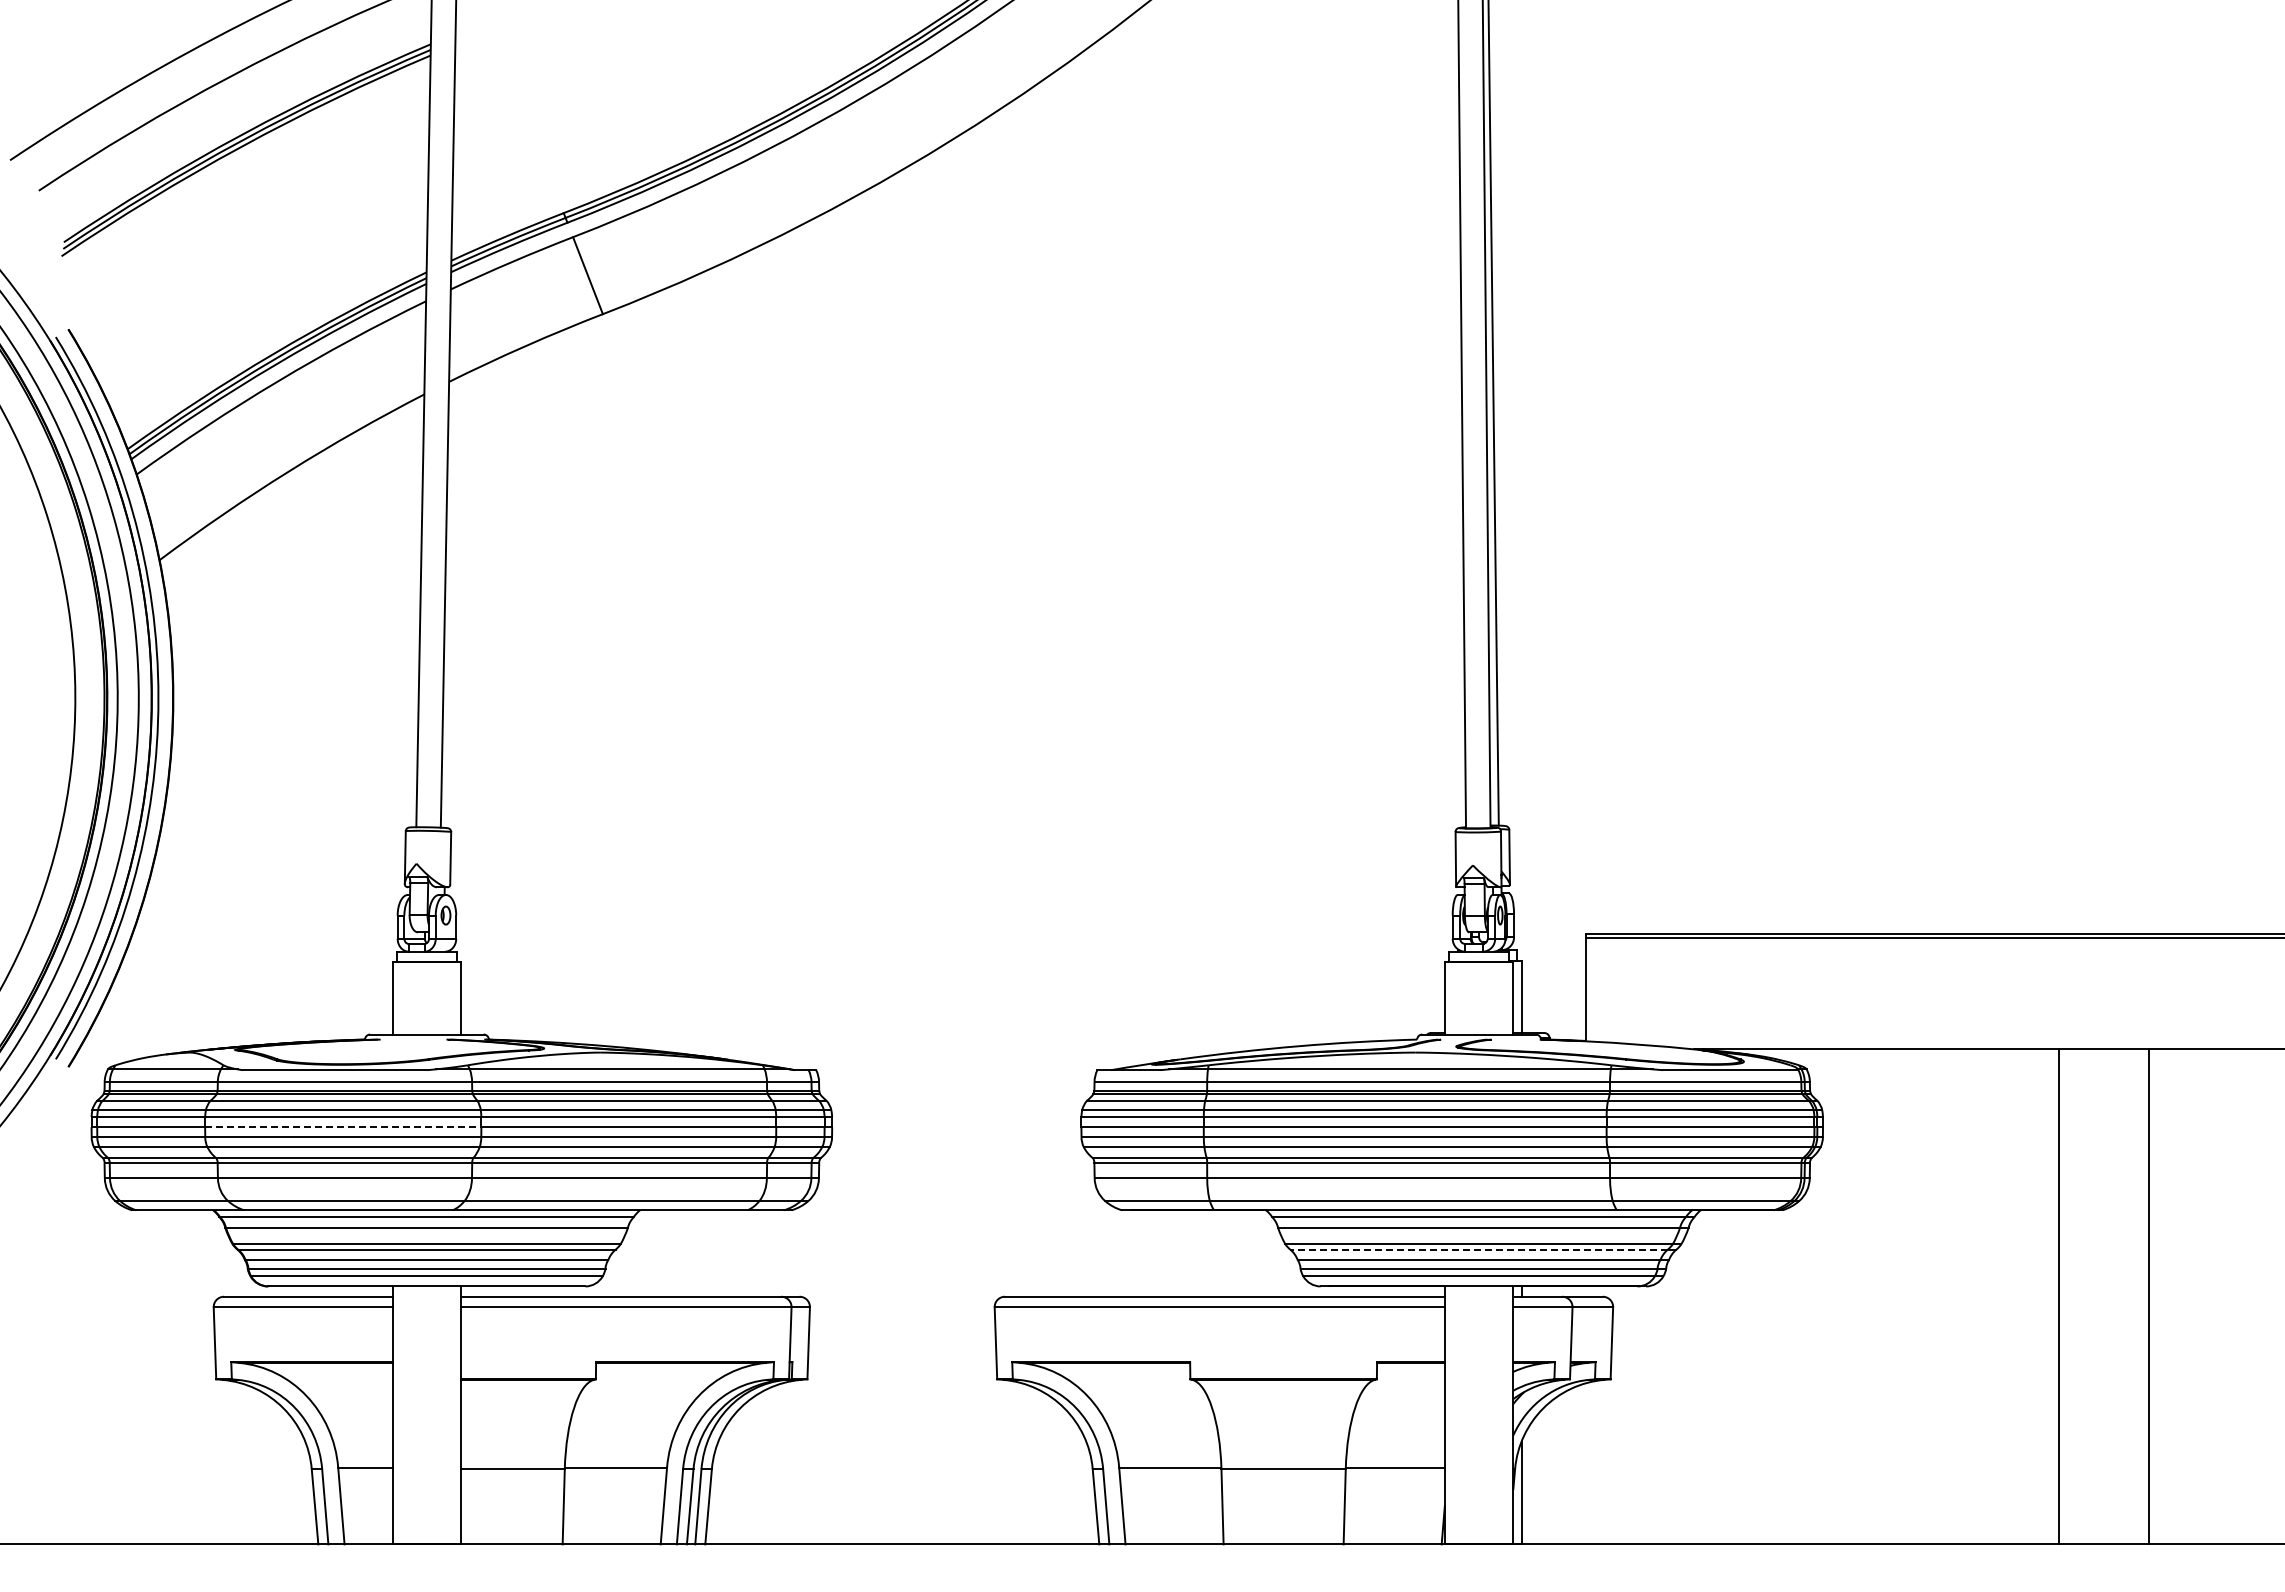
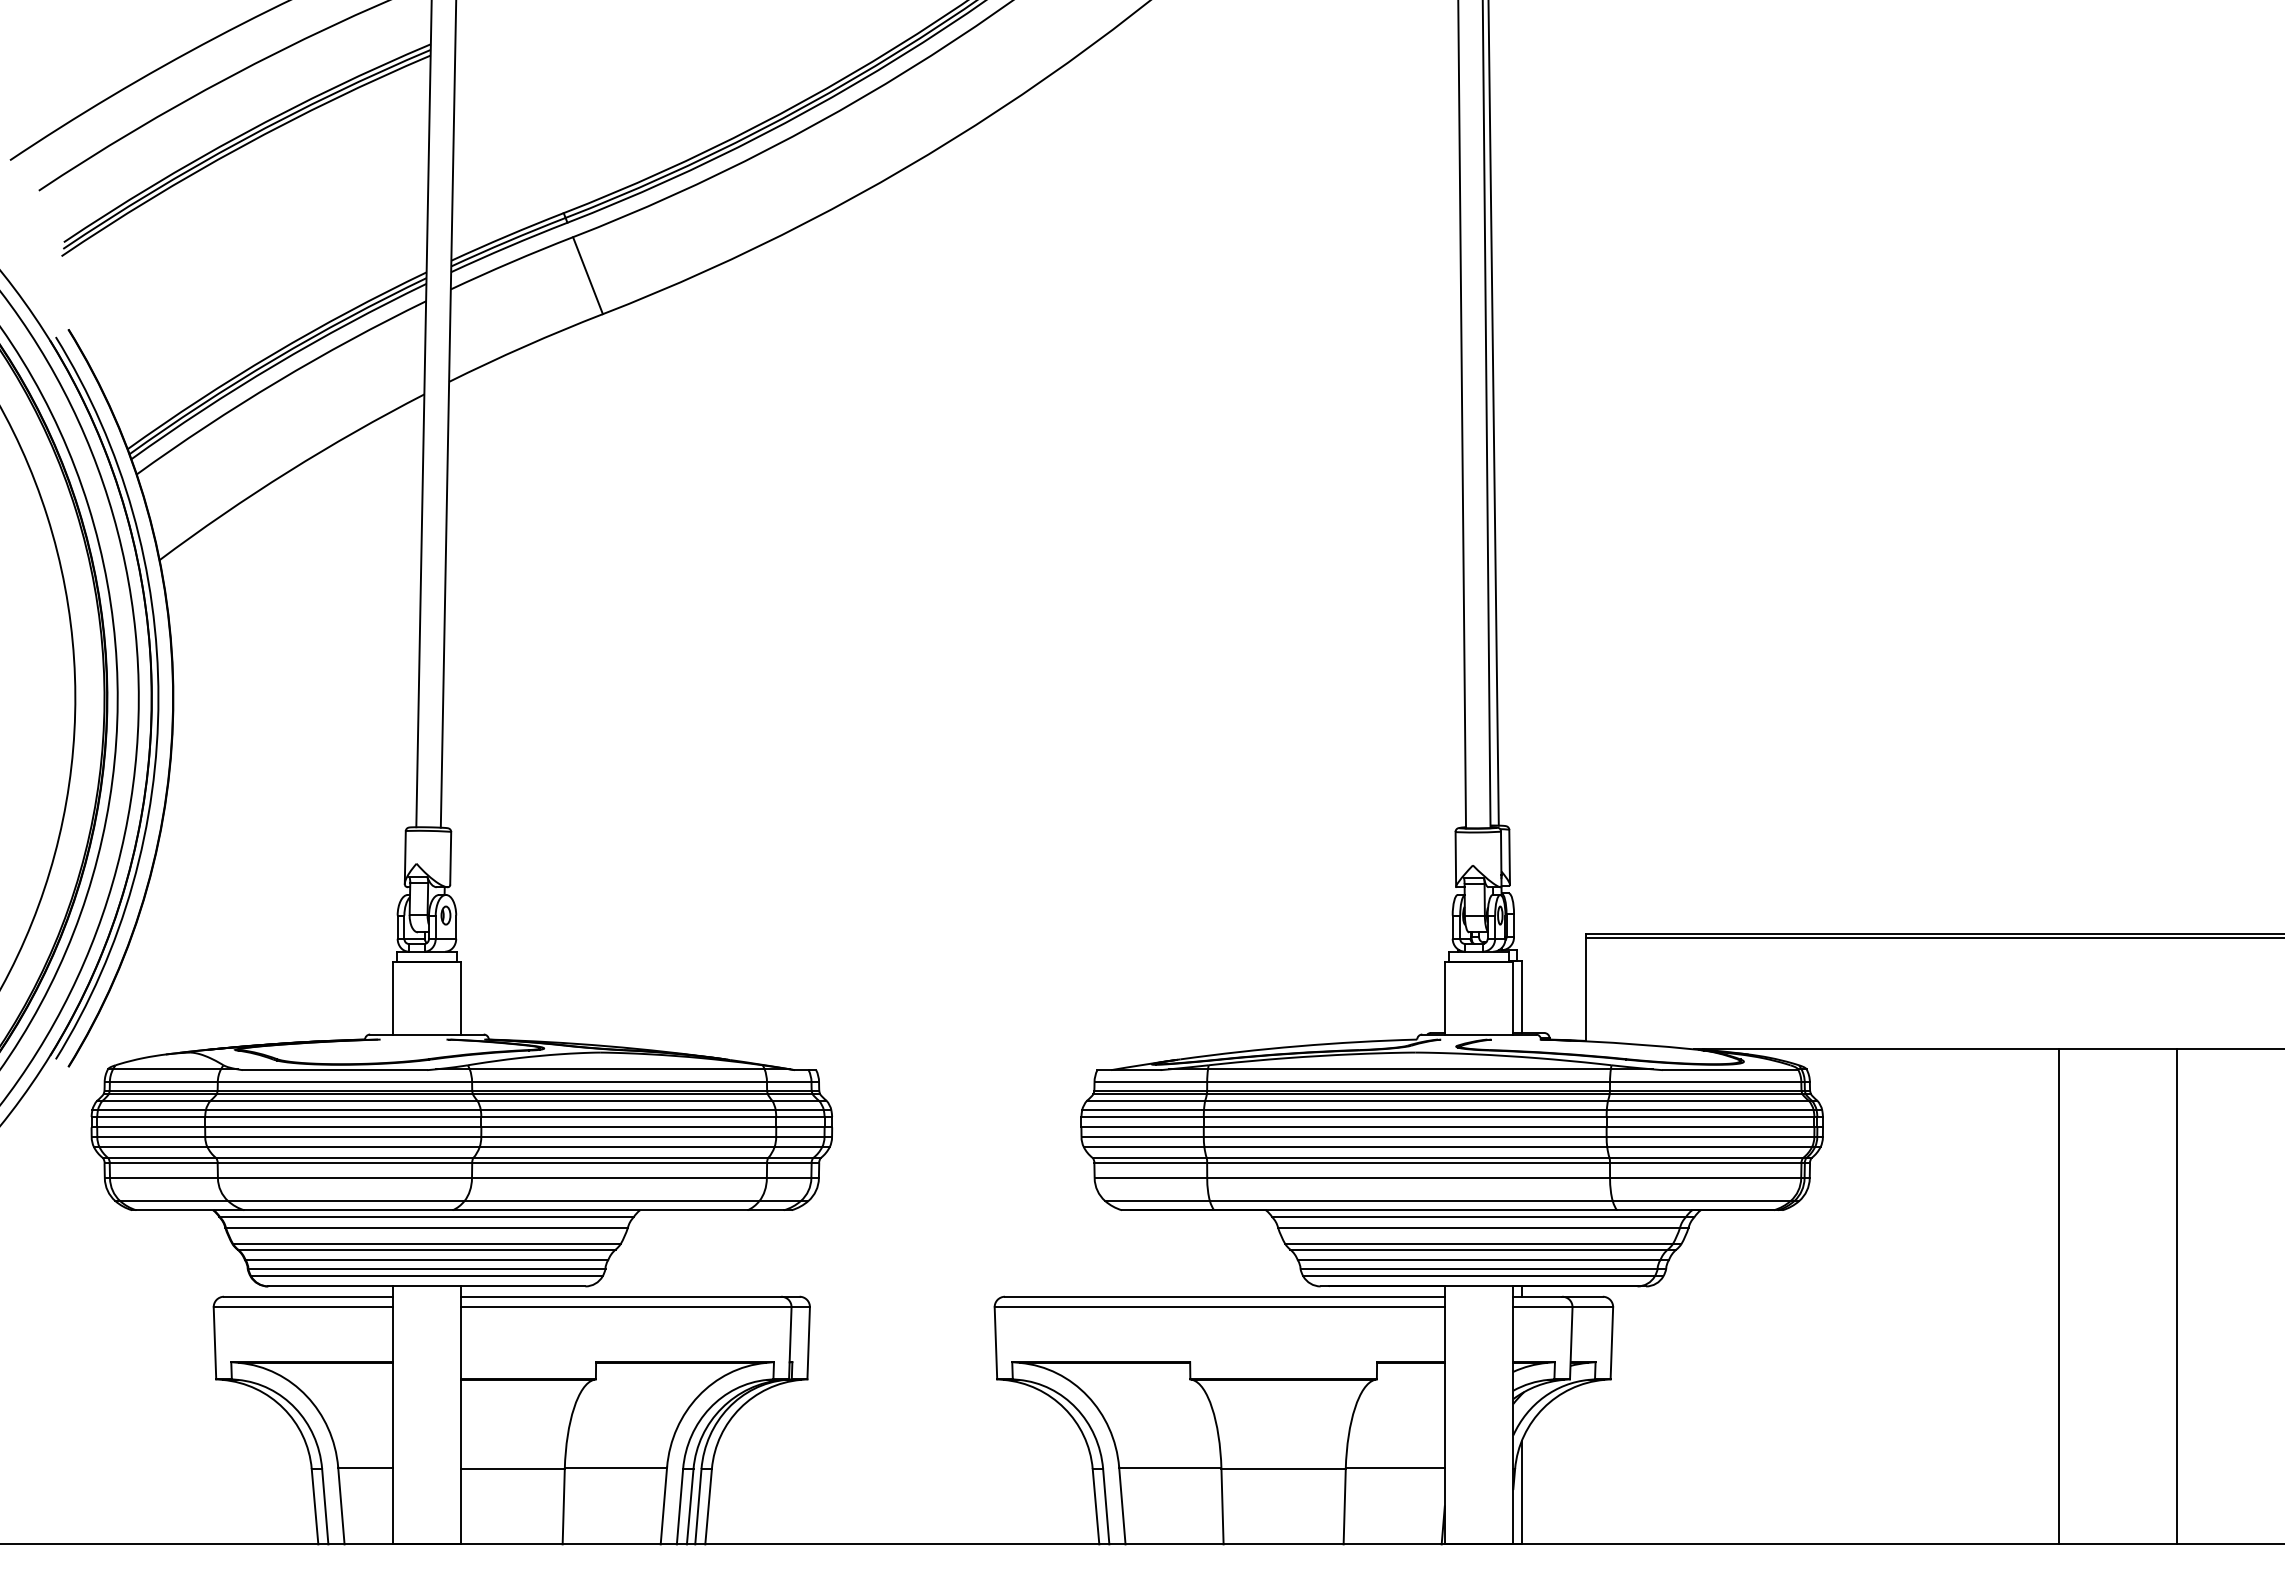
line: dashed -> solid (343, 1127)
line: dashed -> solid (1479, 1249)
line position: (2148, 1296) -> (2176, 1296) (2176, 1296)
